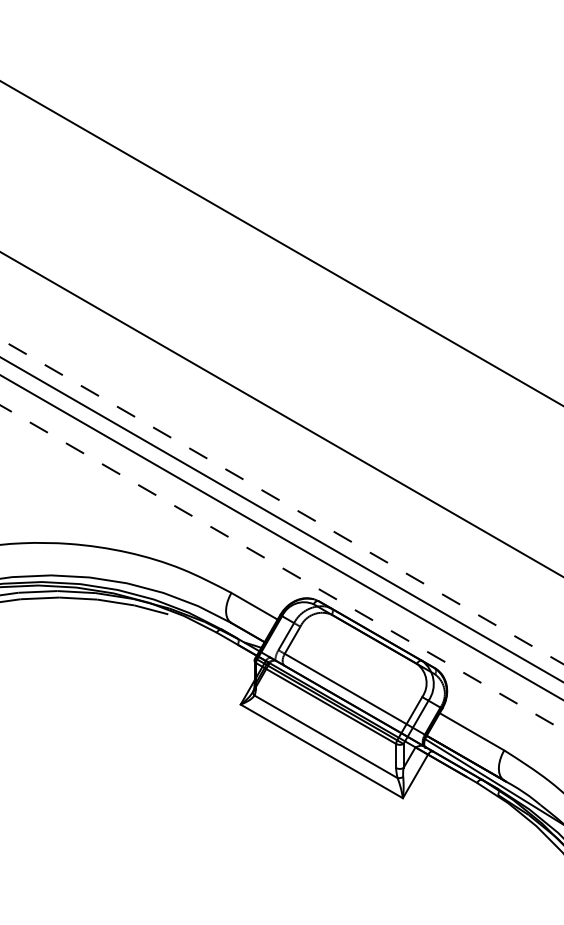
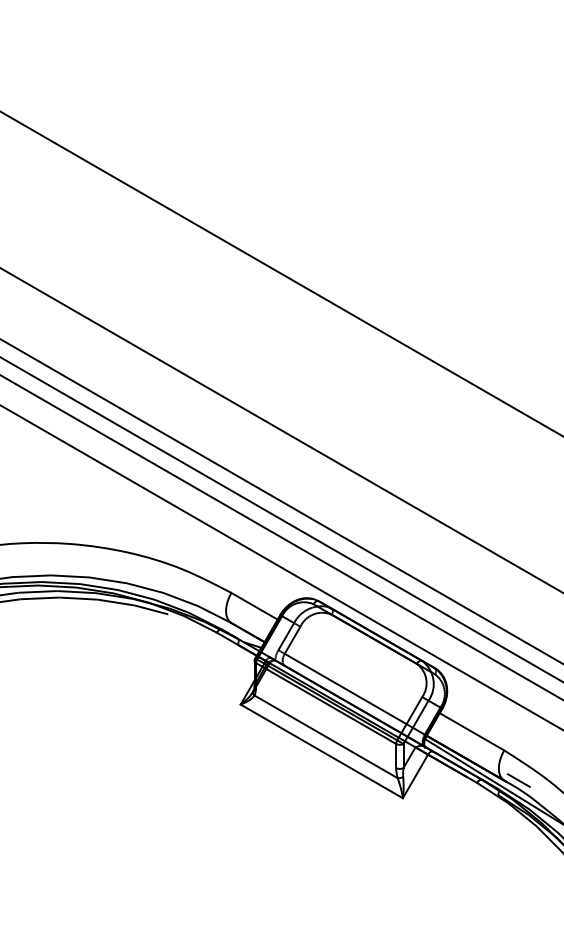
line position: (281, 243) -> (281, 273) (281, 273)
line position: (281, 414) -> (281, 430) (281, 430)
line: dashed -> solid (281, 501)
line: dashed -> solid (281, 567)
line: none -> present (518, 780)
